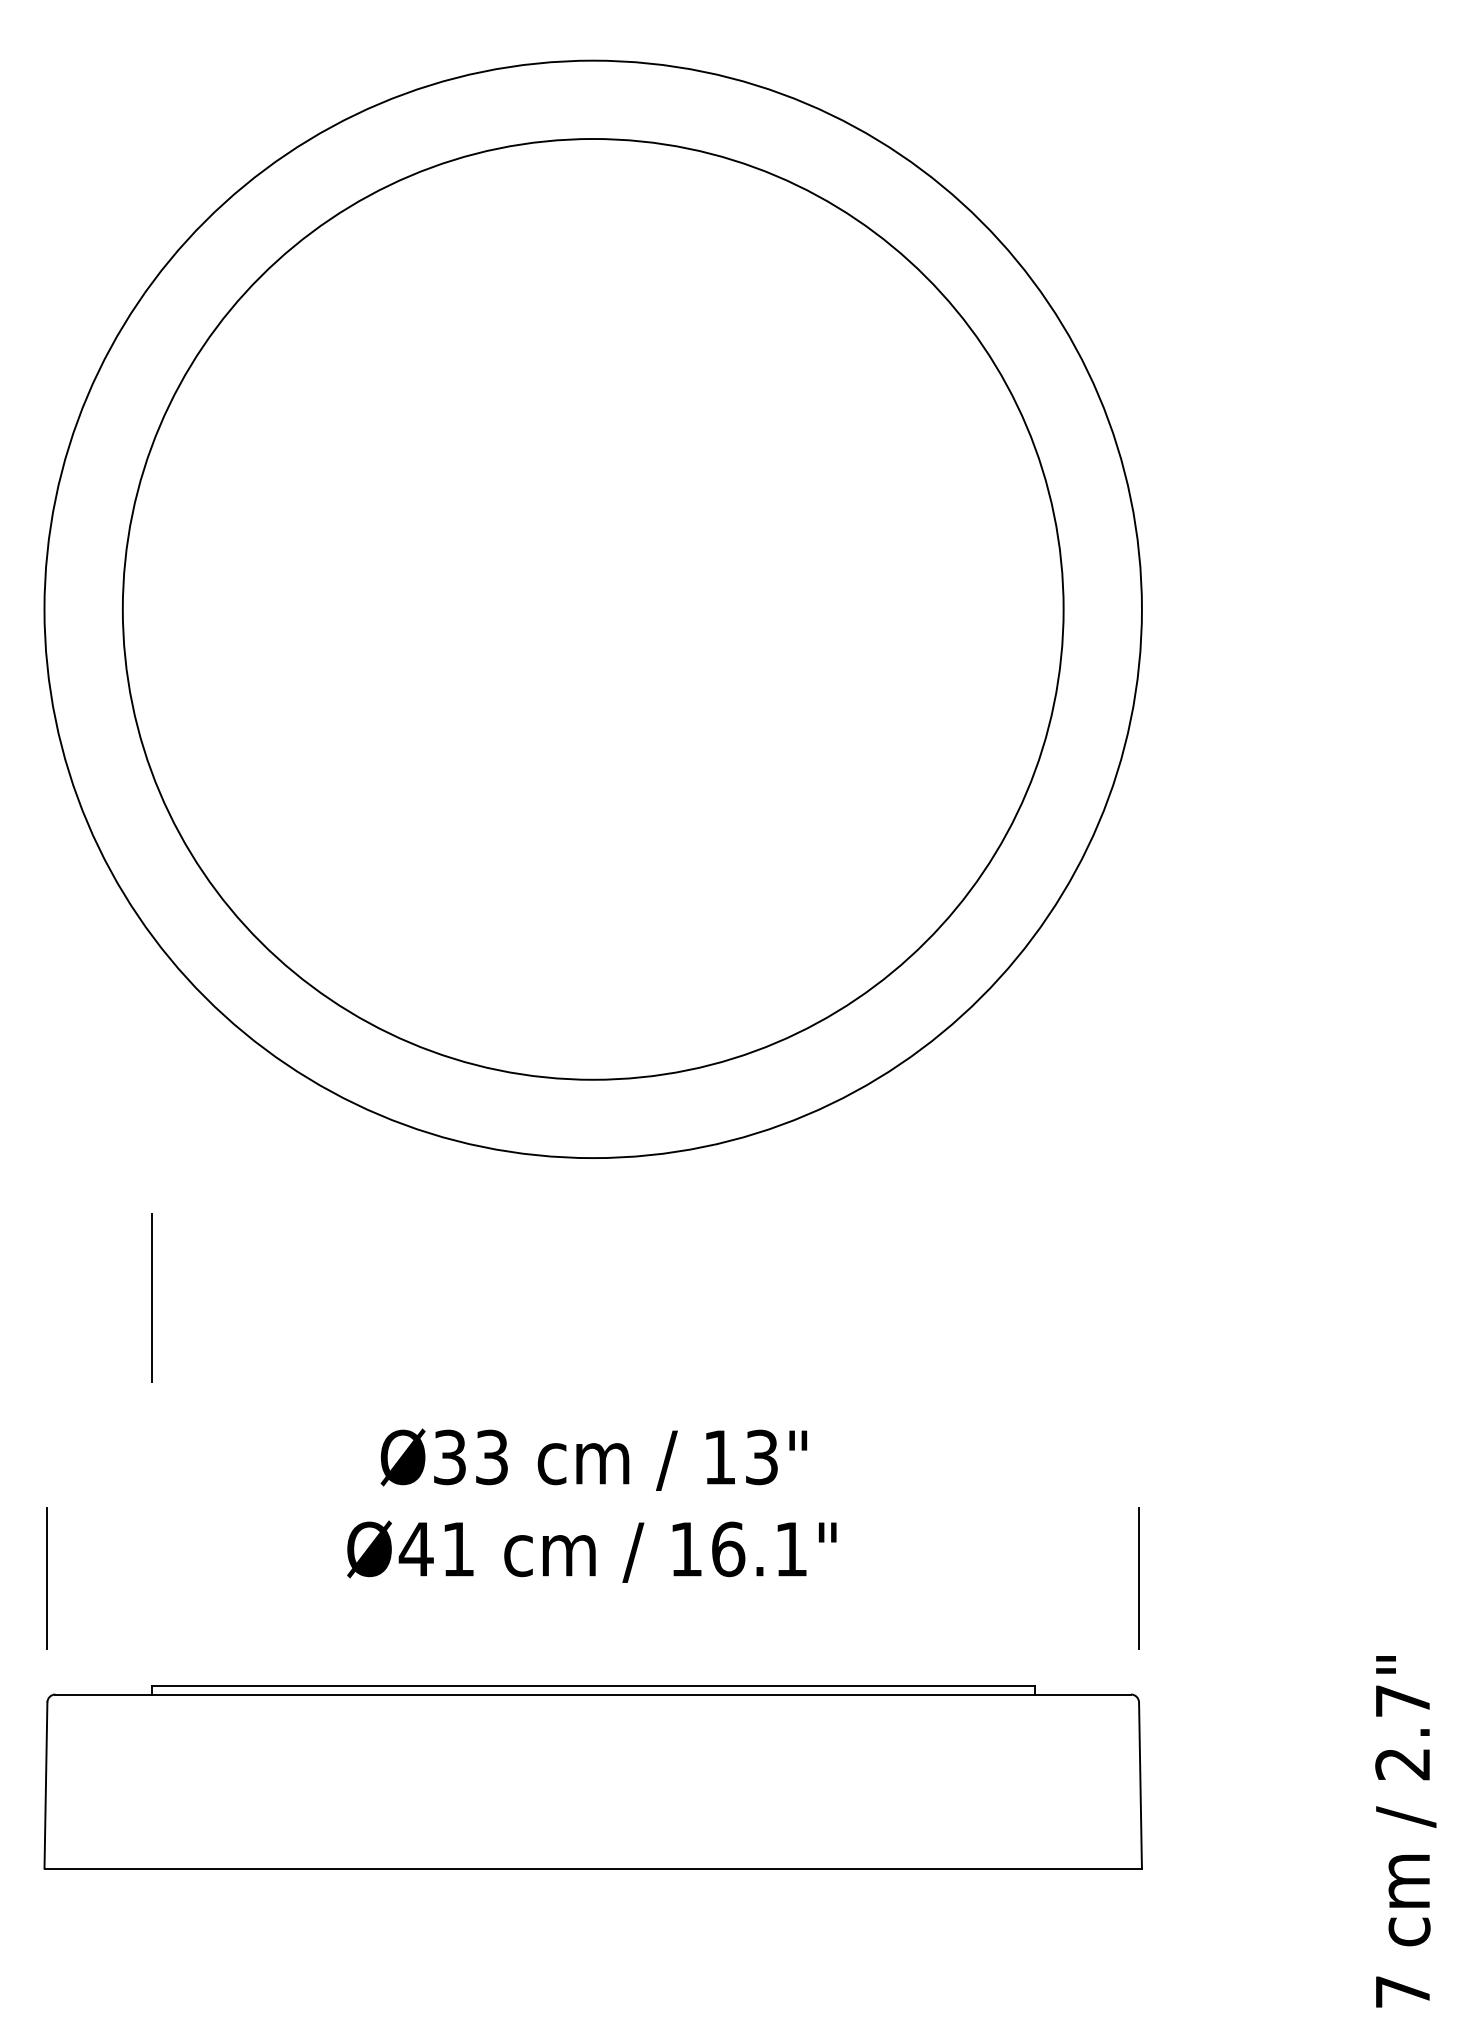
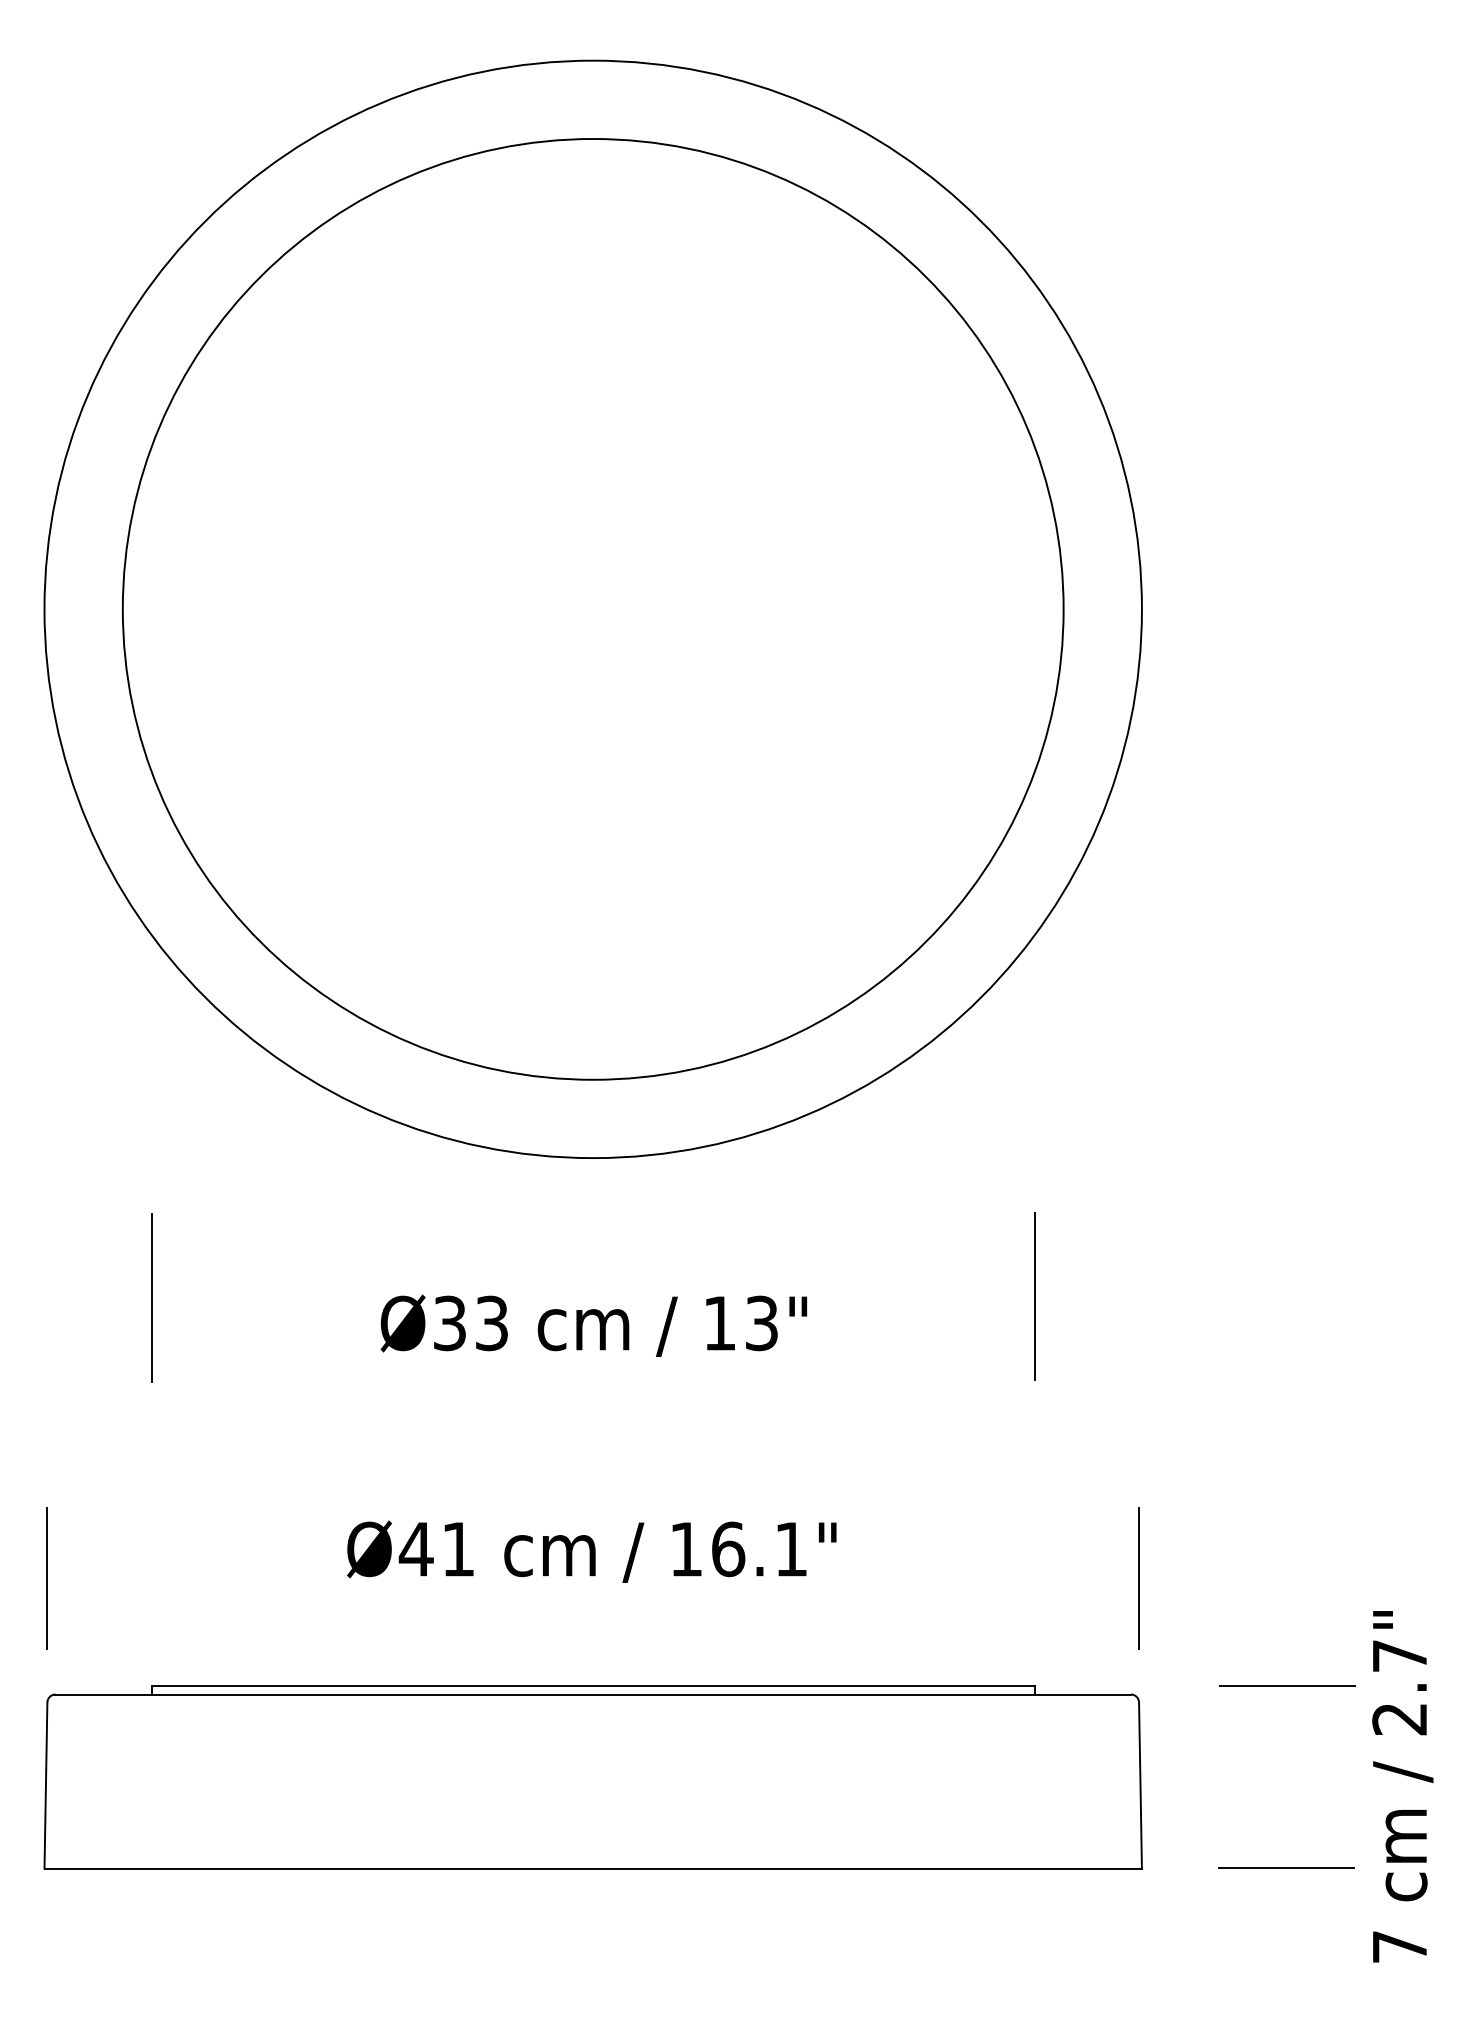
line: none -> present (1034, 1295)
text position: (593, 1459) -> (593, 1325) (593, 1325)
line: none -> present (1287, 1686)
text position: (1405, 1831) -> (1402, 1786) (1402, 1786)
line: none -> present (1286, 1868)
